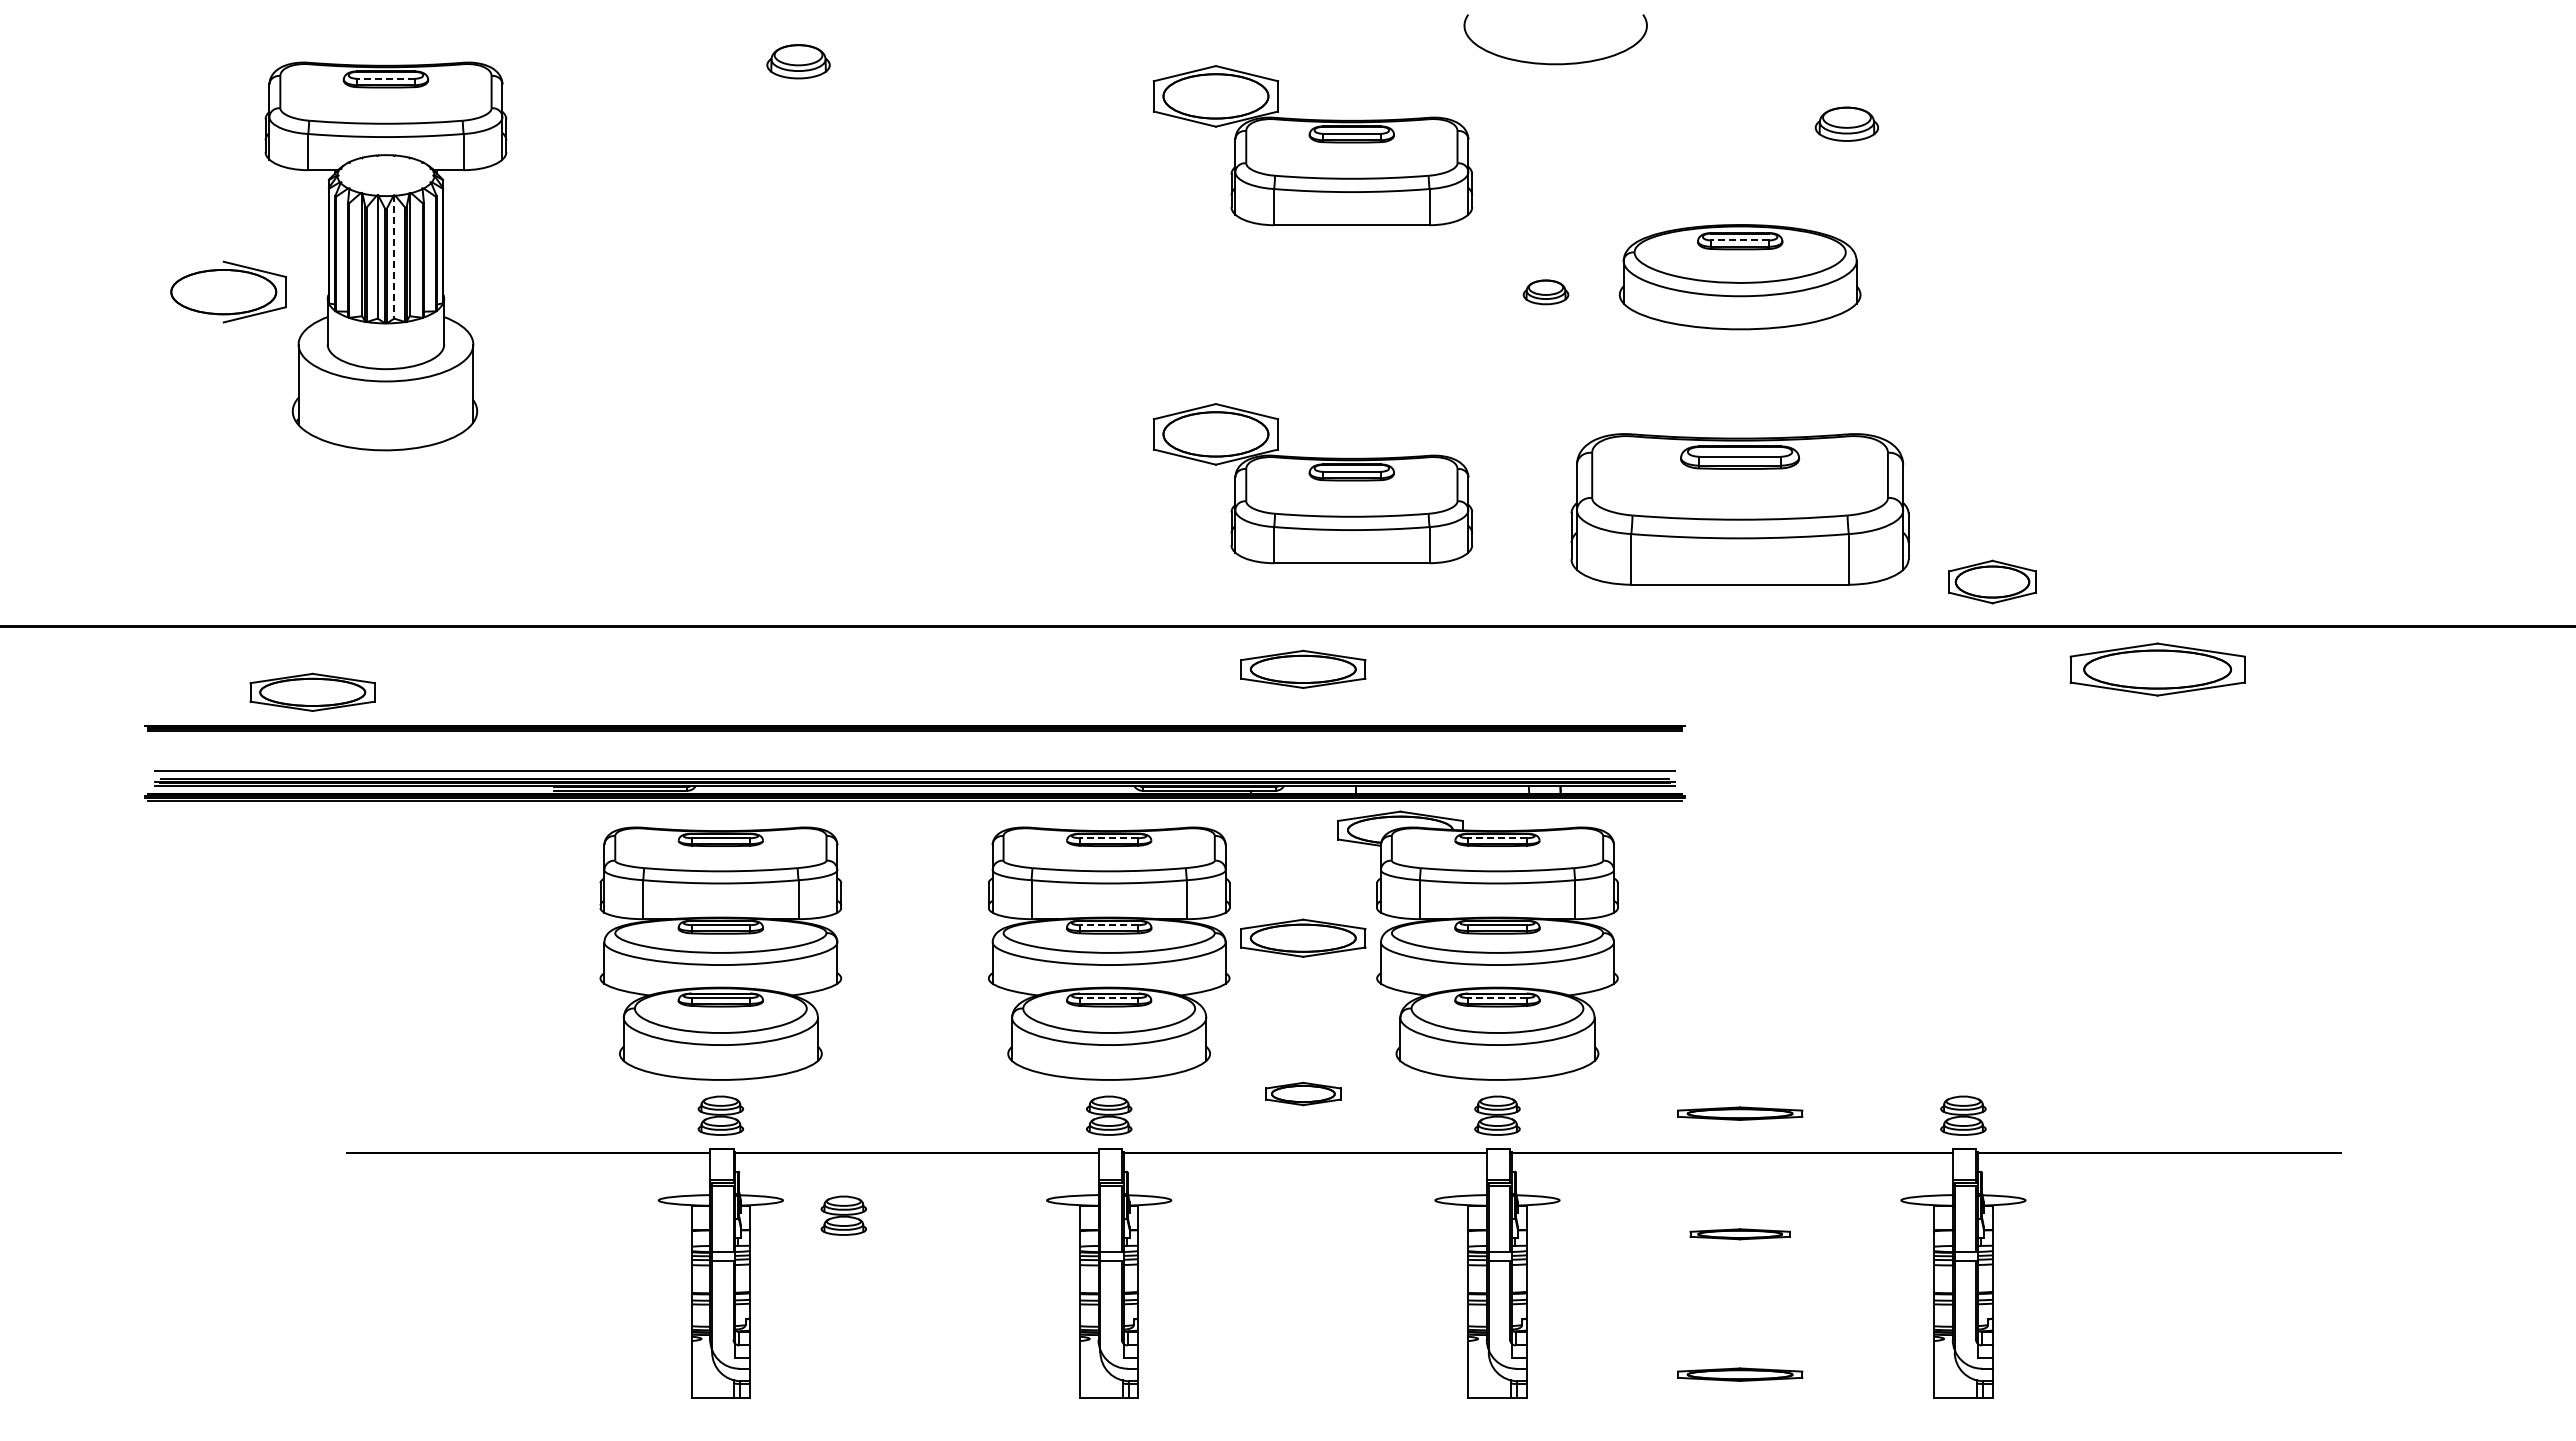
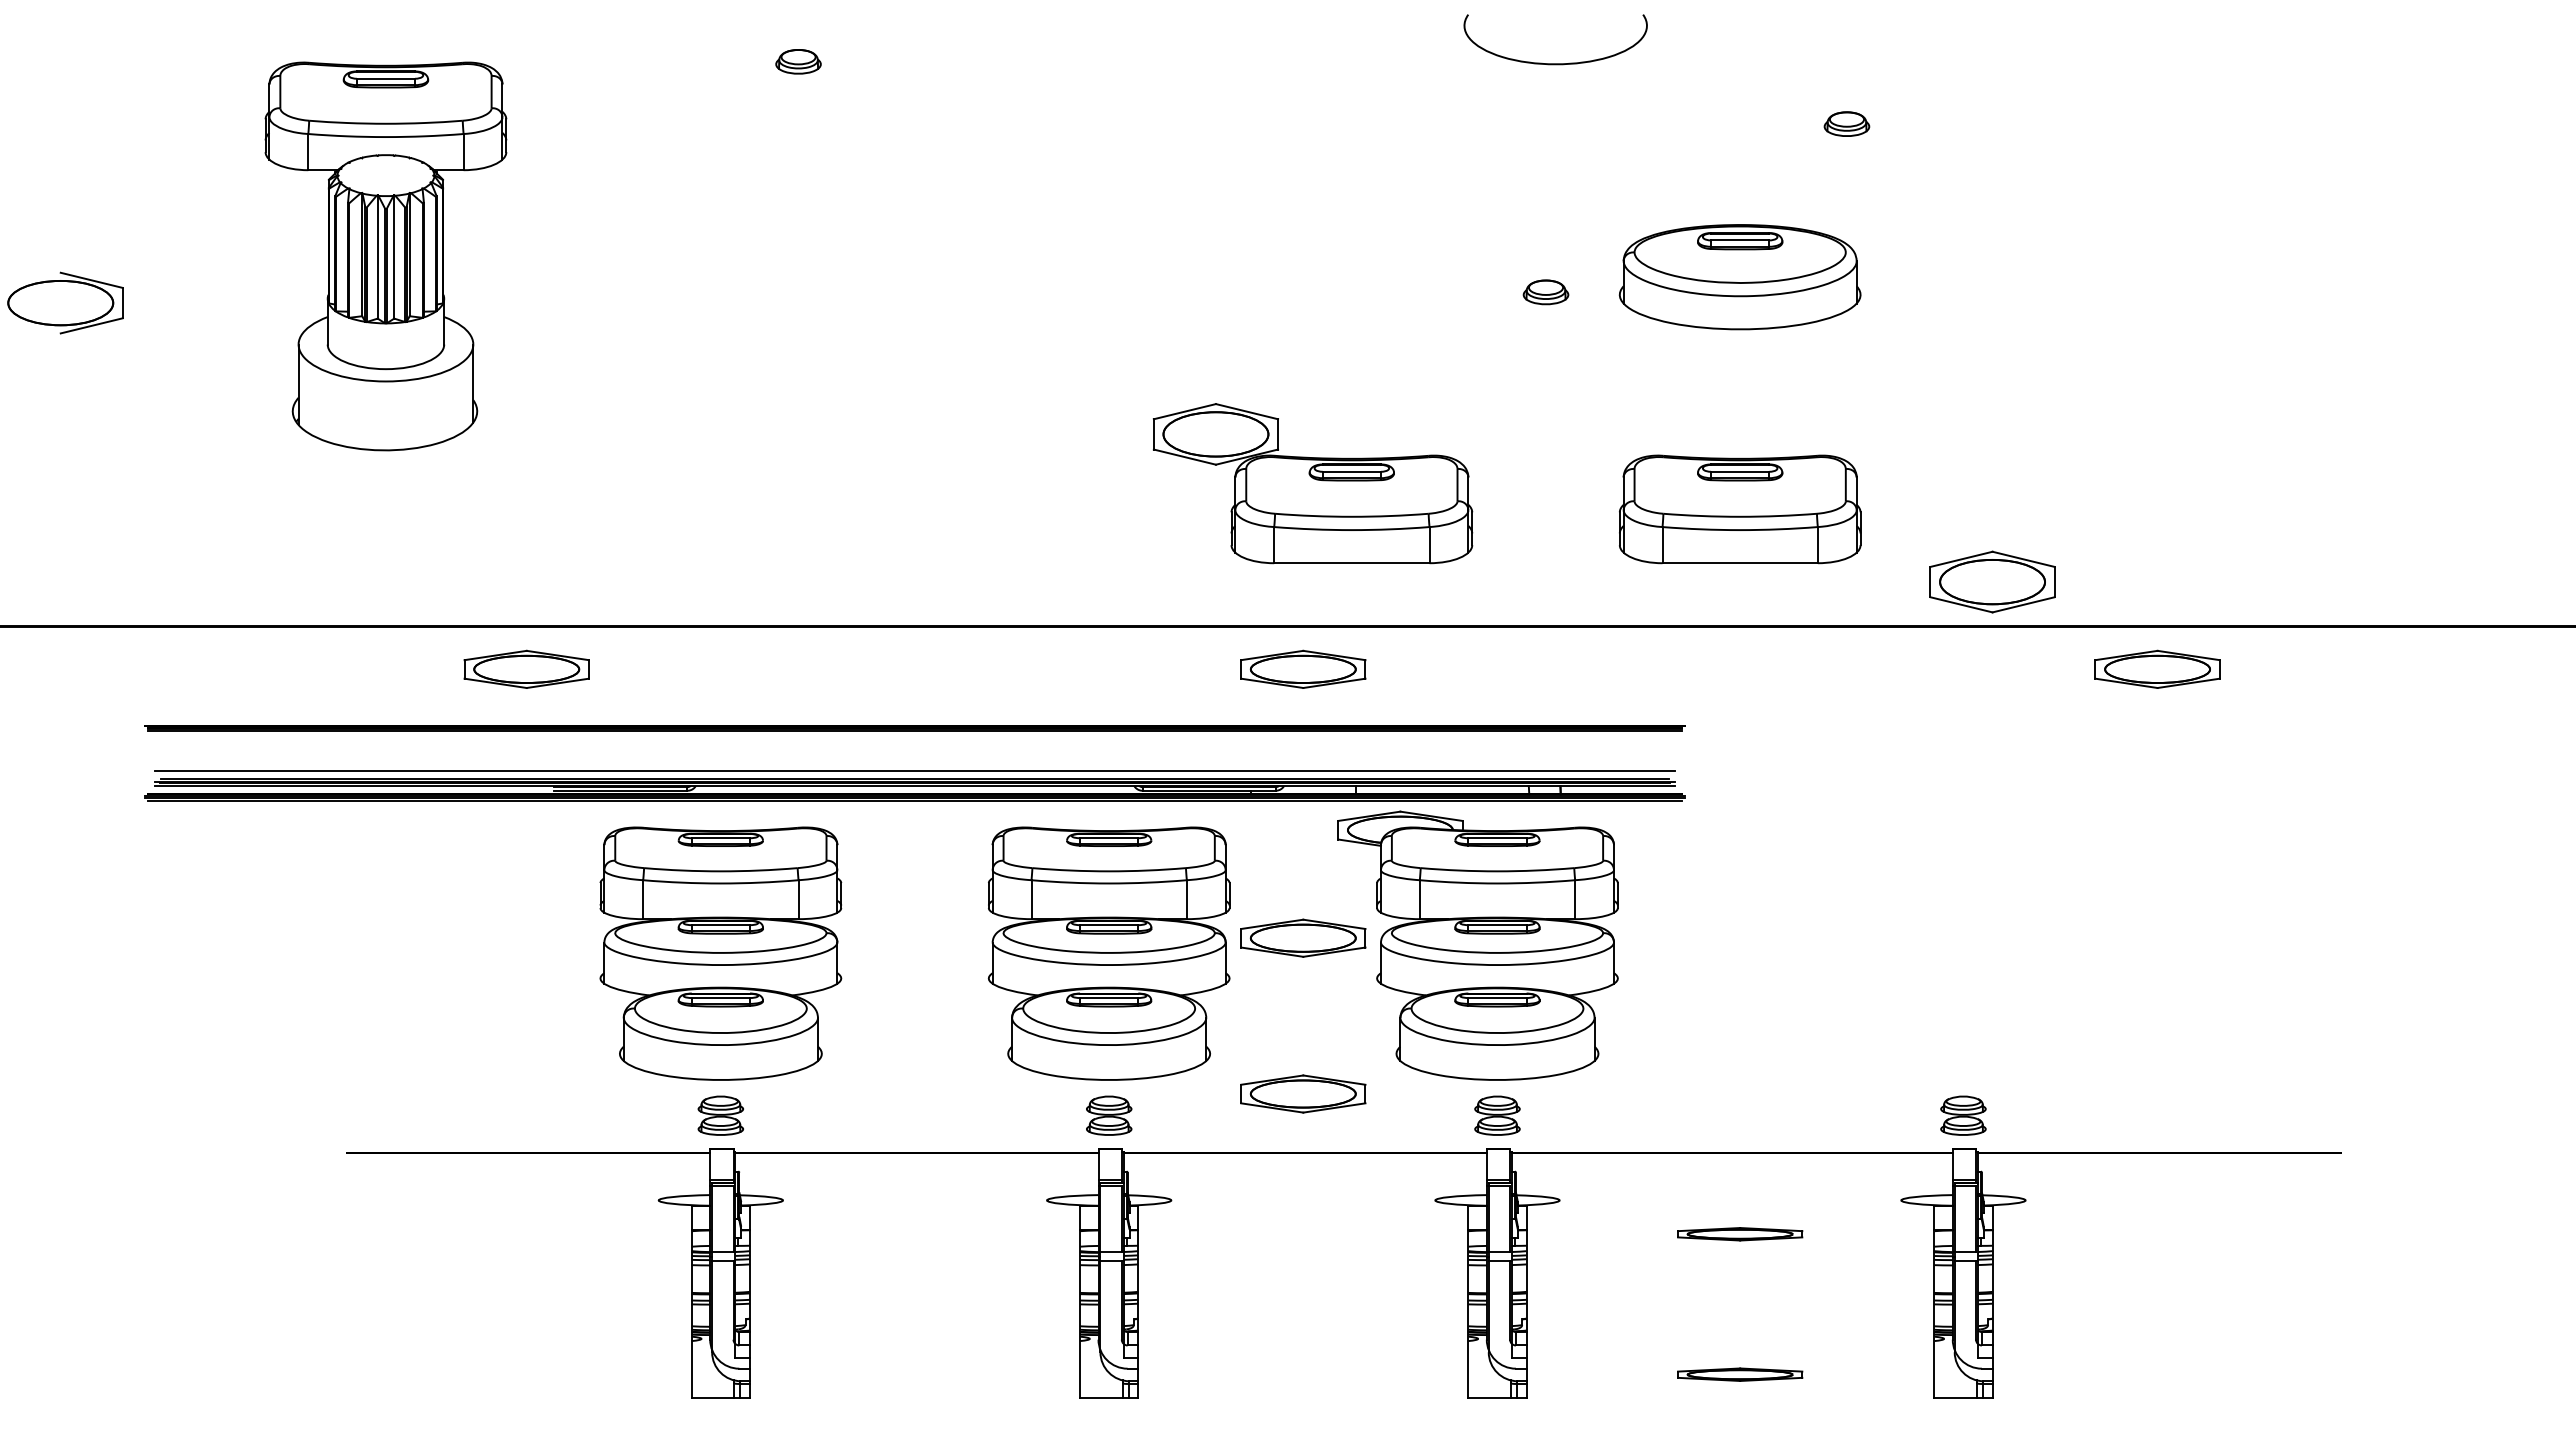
part size: 65x36 px -> 47x26 px (798, 61)
line: dashed -> solid (385, 78)
part size: 65x36 px -> 48x26 px (1846, 123)
part: present -> none (1312, 145)
line: dashed -> solid (1739, 240)
line: dashed -> solid (394, 257)
part position: (228, 291) -> (65, 302) (65, 302)
part size: 340x153 px -> 243x111 px (1740, 509)
part size: 89x46 px -> 127x64 px (1992, 581)
part size: 177x55 px -> 127x40 px (2157, 668)
part position: (312, 691) -> (526, 668) (526, 668)
line: dashed -> solid (1108, 838)
line: dashed -> solid (1497, 838)
line: dashed -> solid (1108, 925)
line: dashed -> solid (1108, 998)
line: dashed -> solid (1497, 998)
part size: 77x26 px -> 127x40 px (1303, 1093)
part: present -> none (1740, 1113)
part: present -> none (843, 1215)
part size: 102x13 px -> 127x15 px (1740, 1234)
